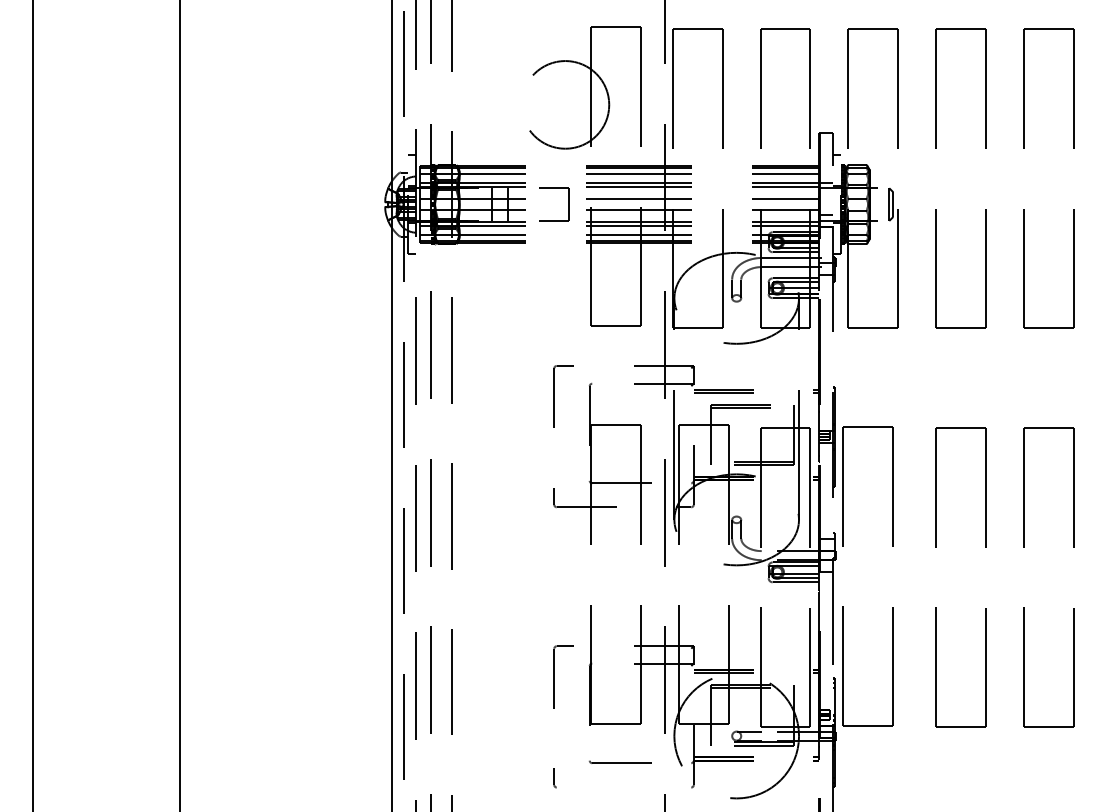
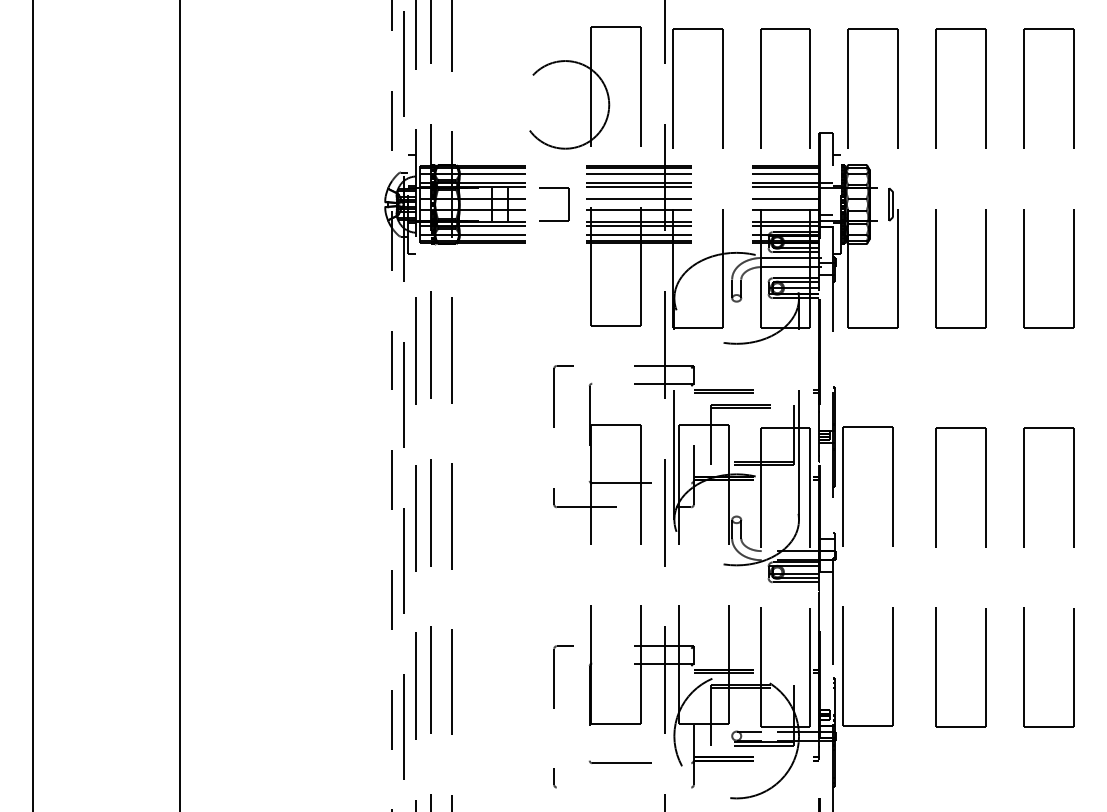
line: solid -> dashed (392, 405)
